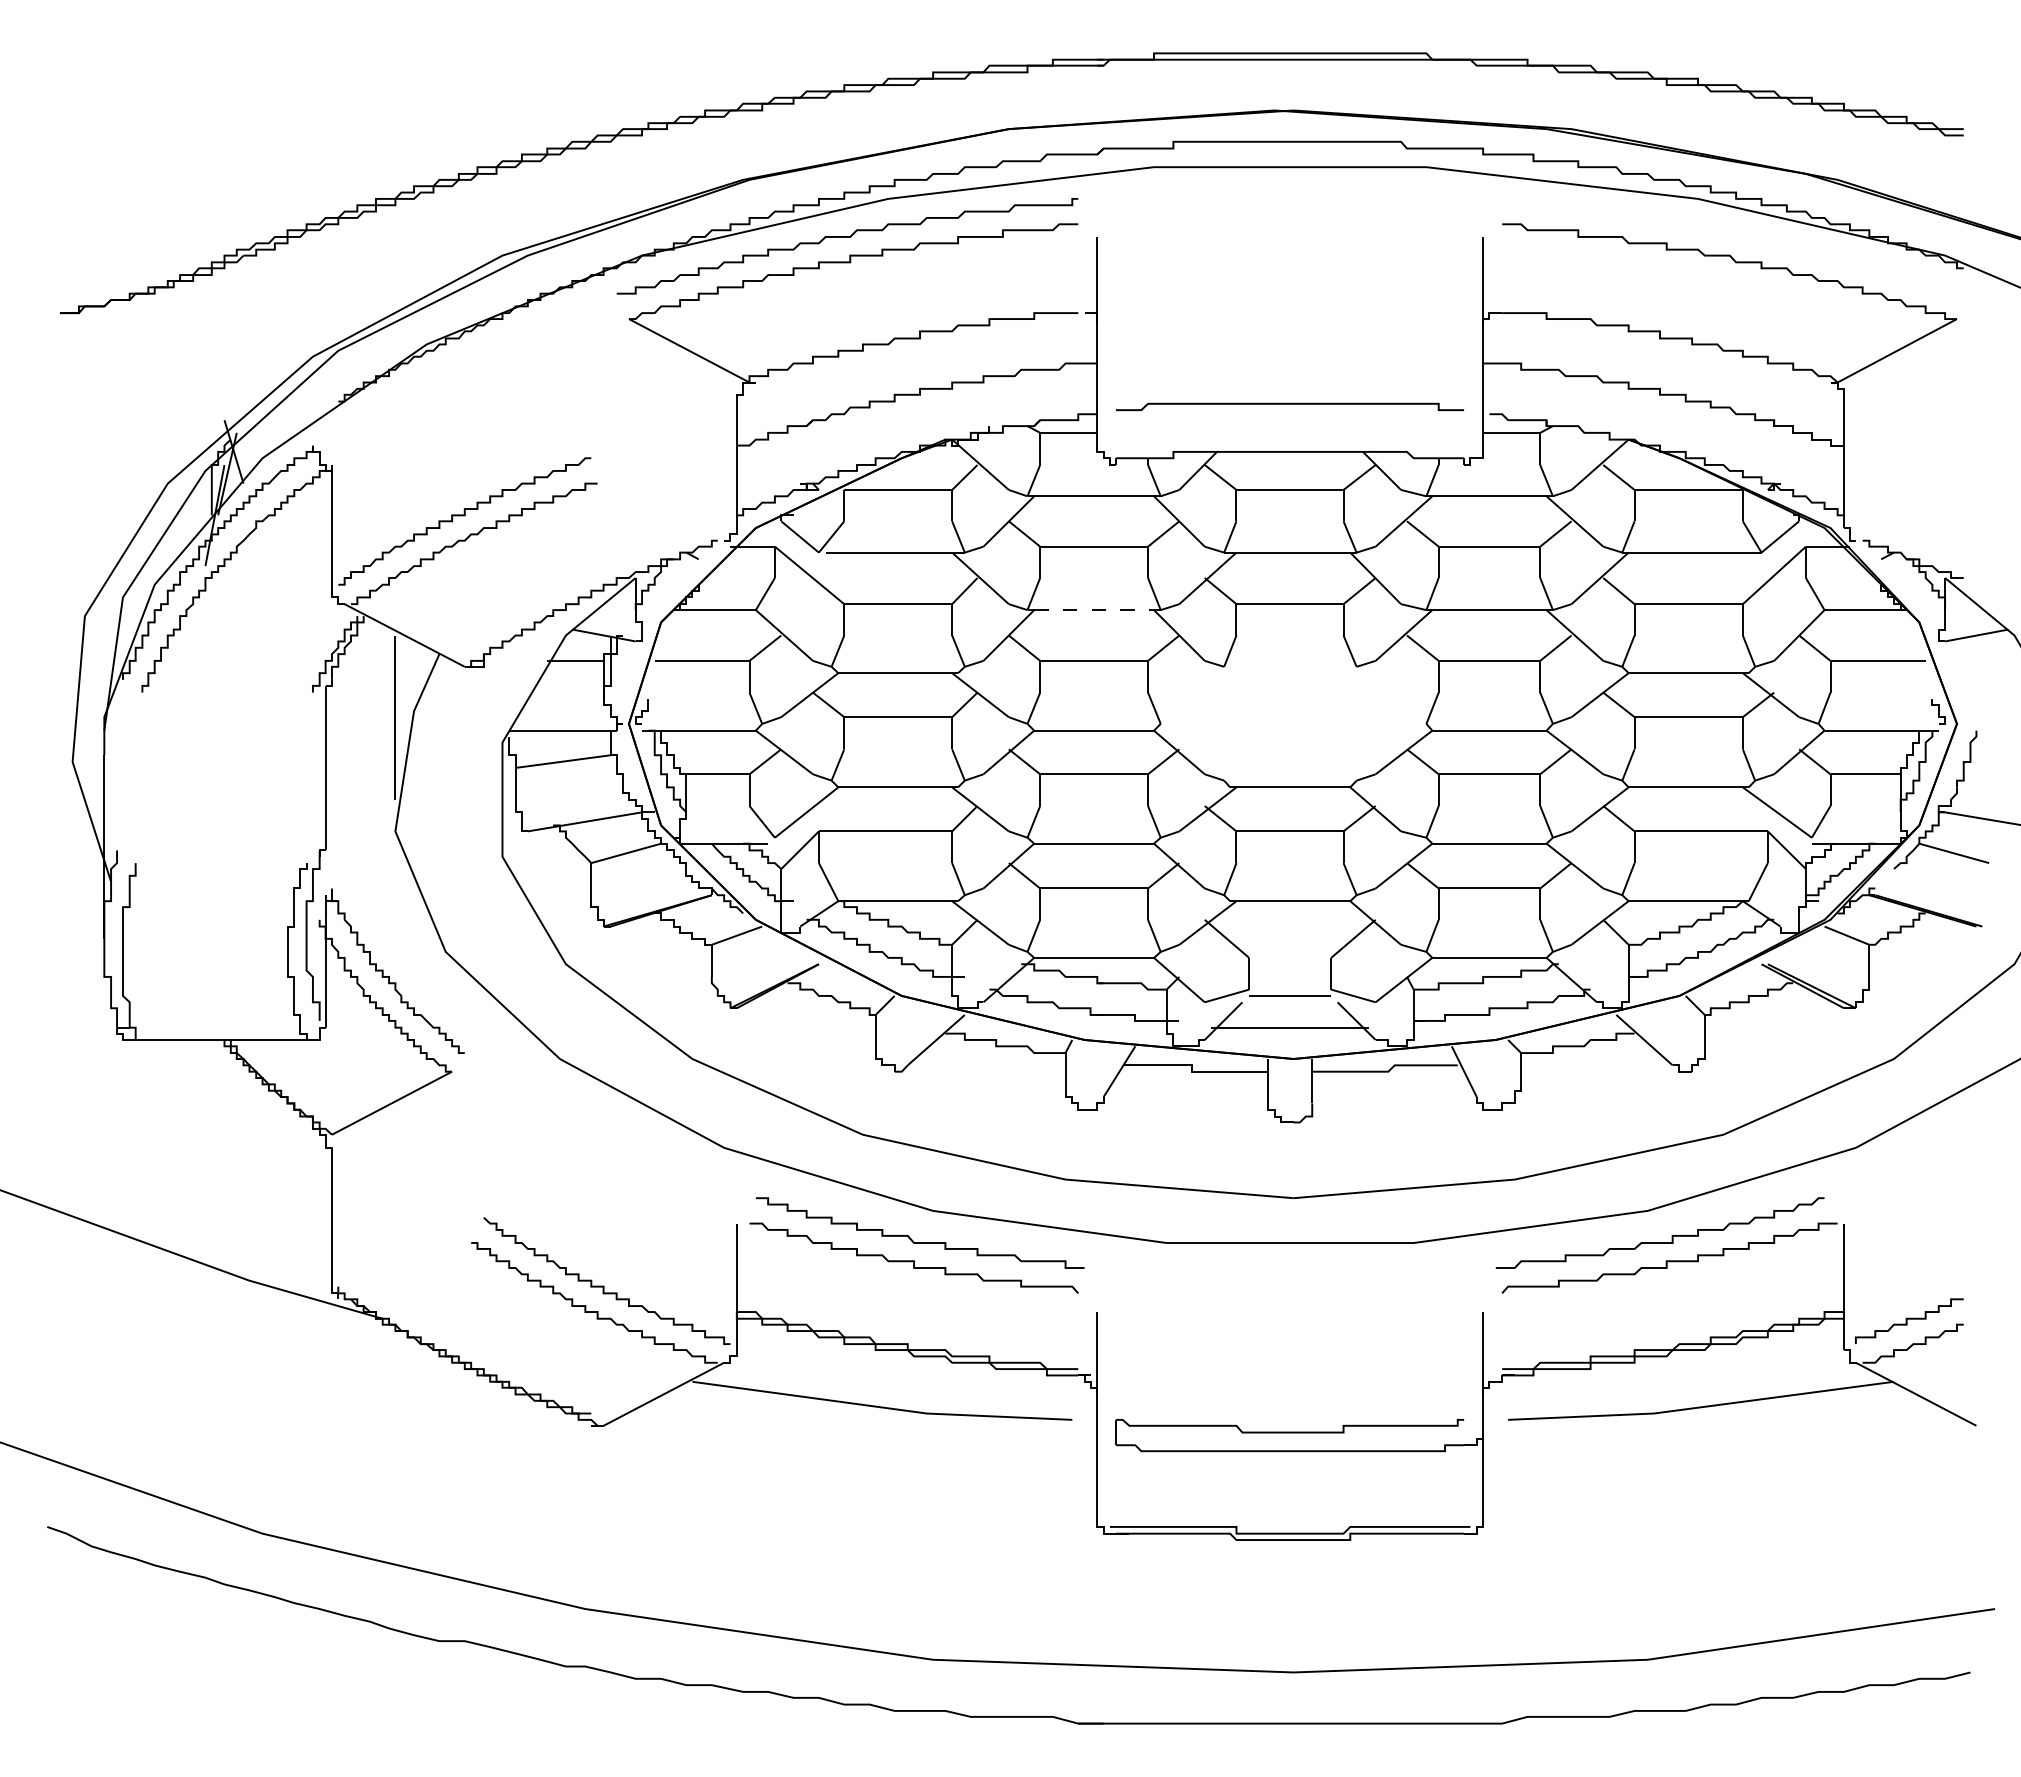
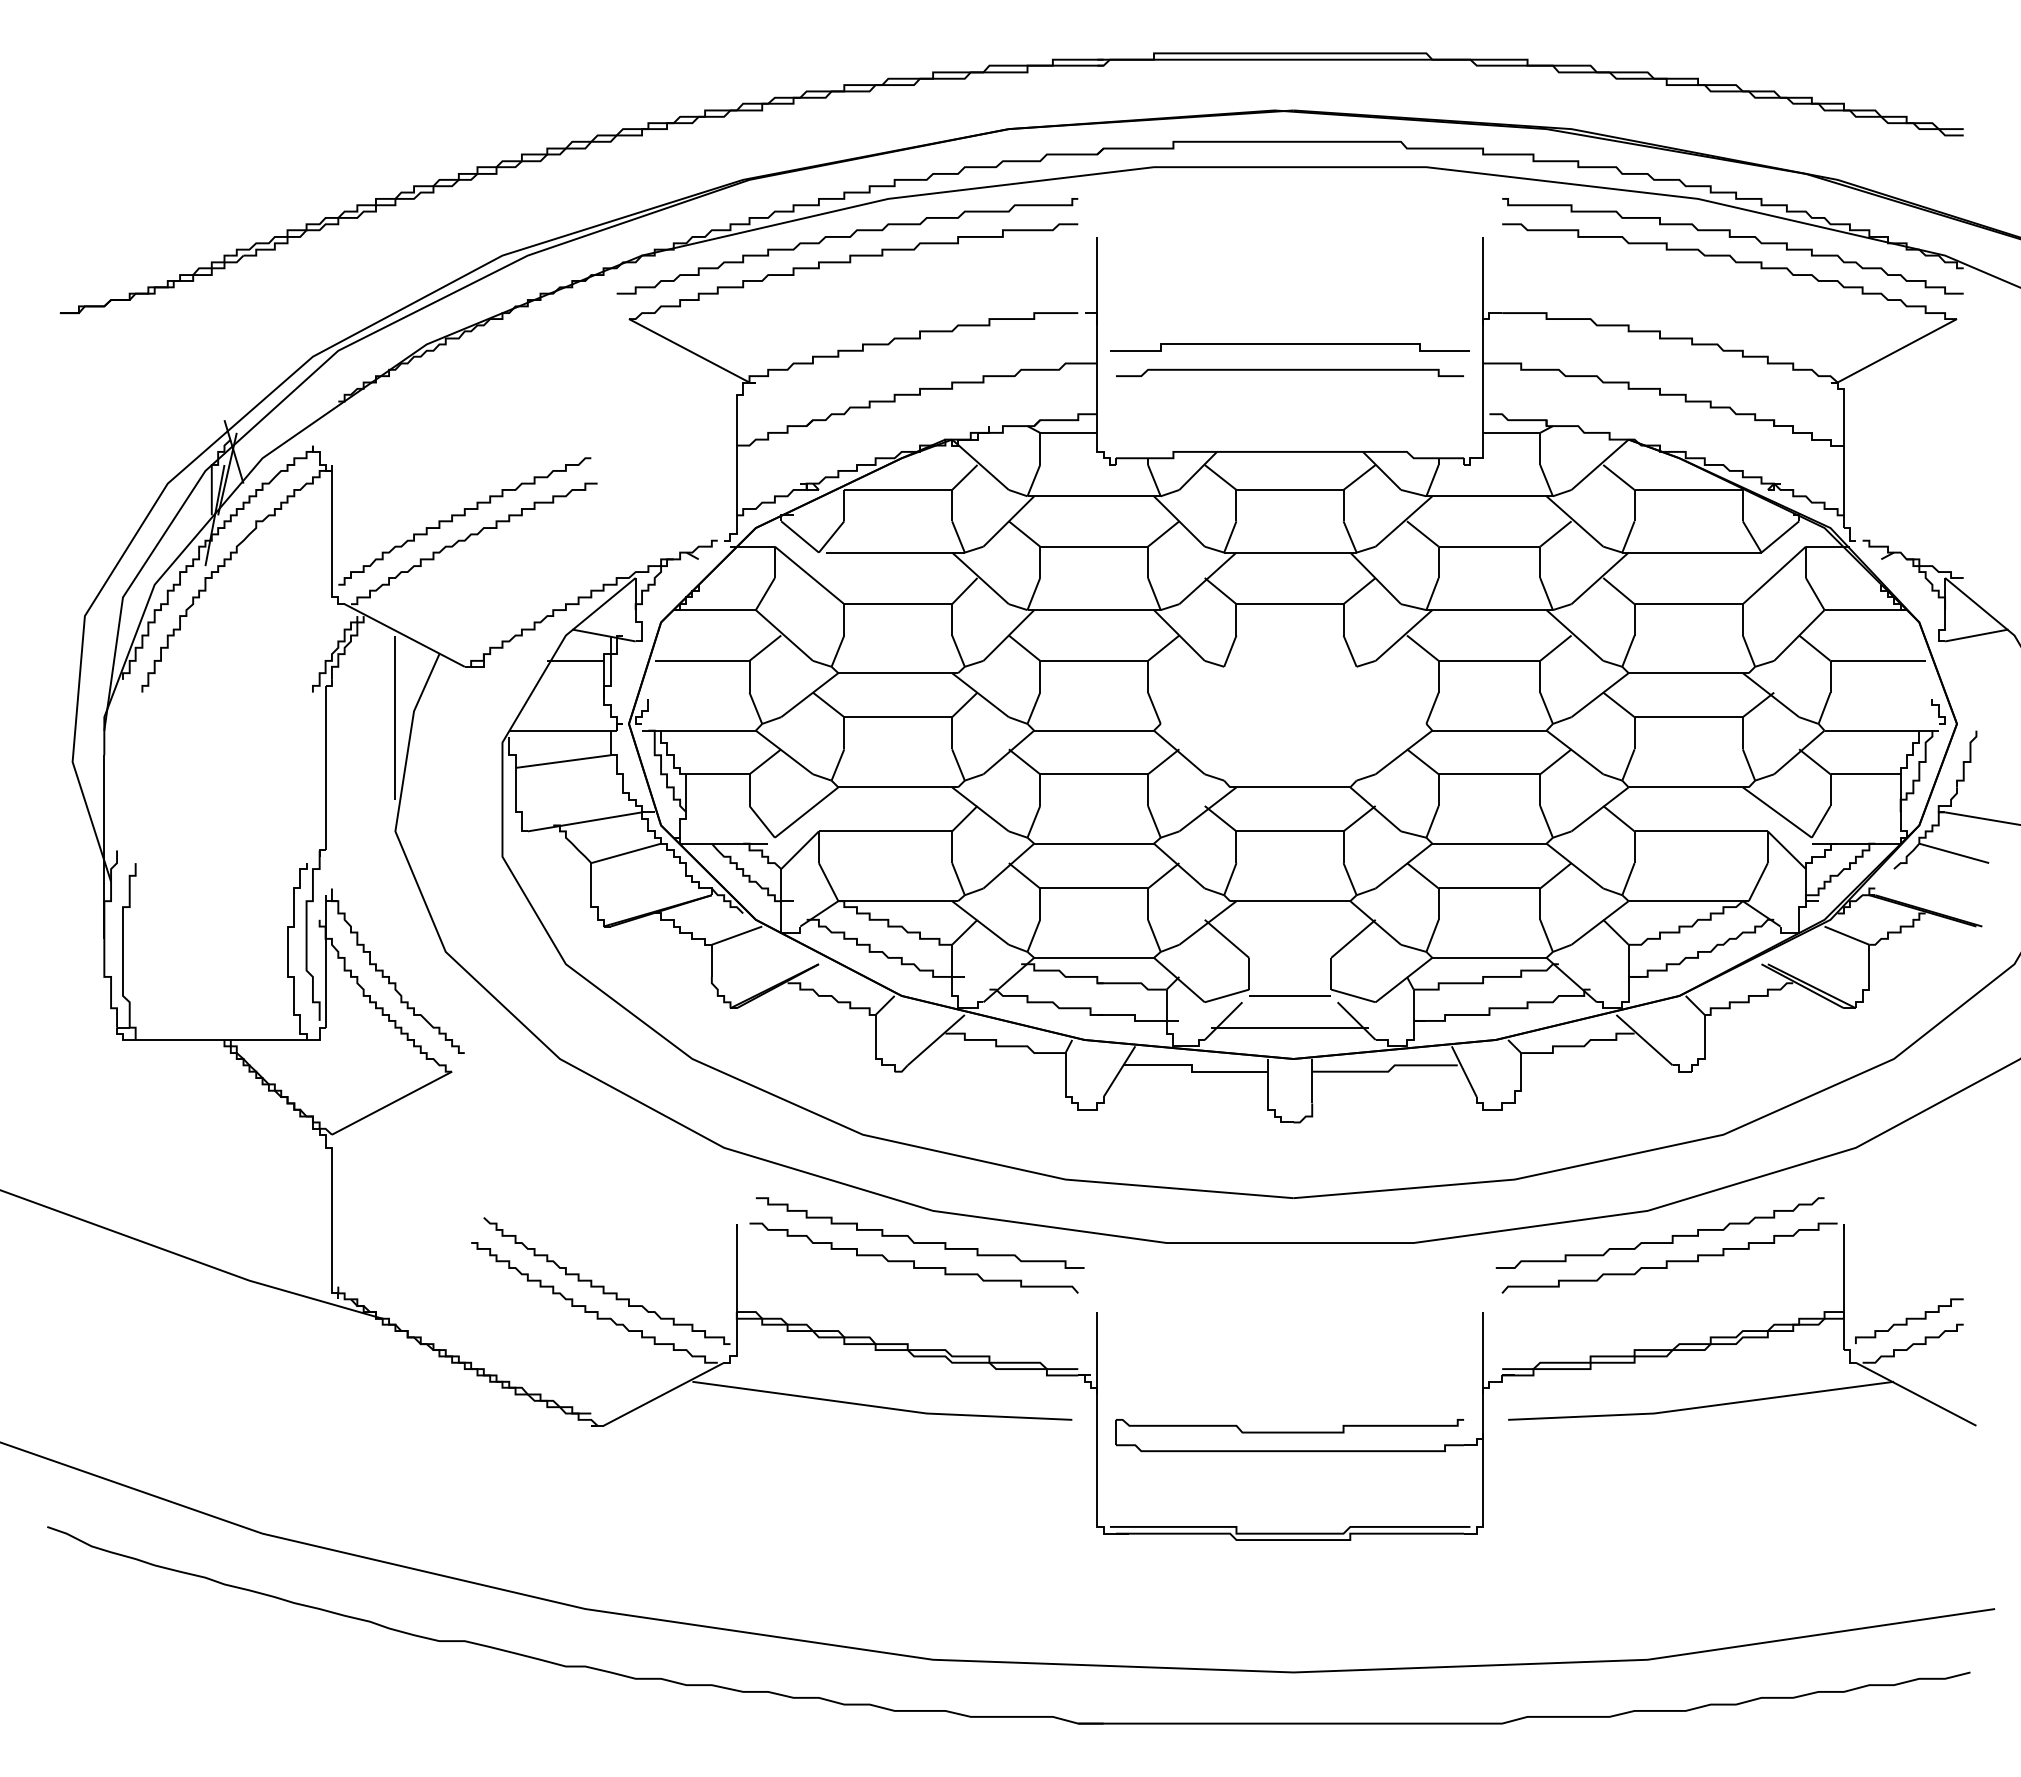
curve: none -> present (1732, 237)
curve: none -> present (1289, 344)
curve position: (1289, 404) -> (1289, 370) (1289, 370)
line: dashed -> solid (1094, 610)
